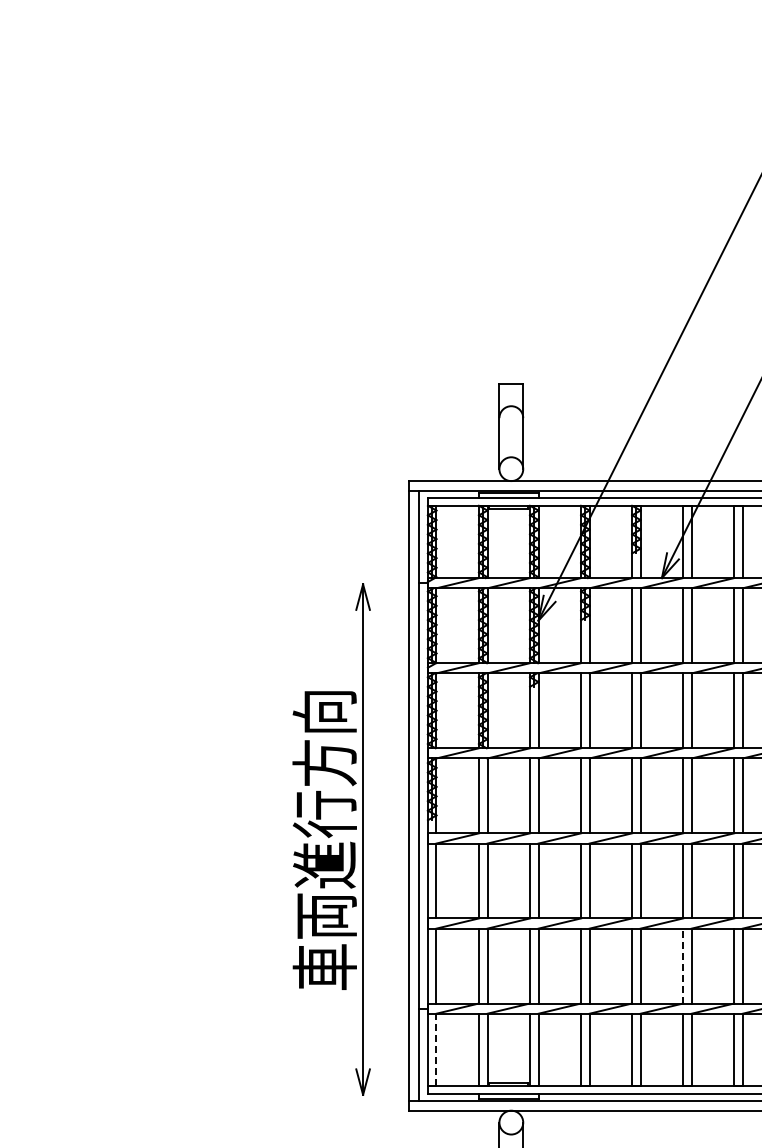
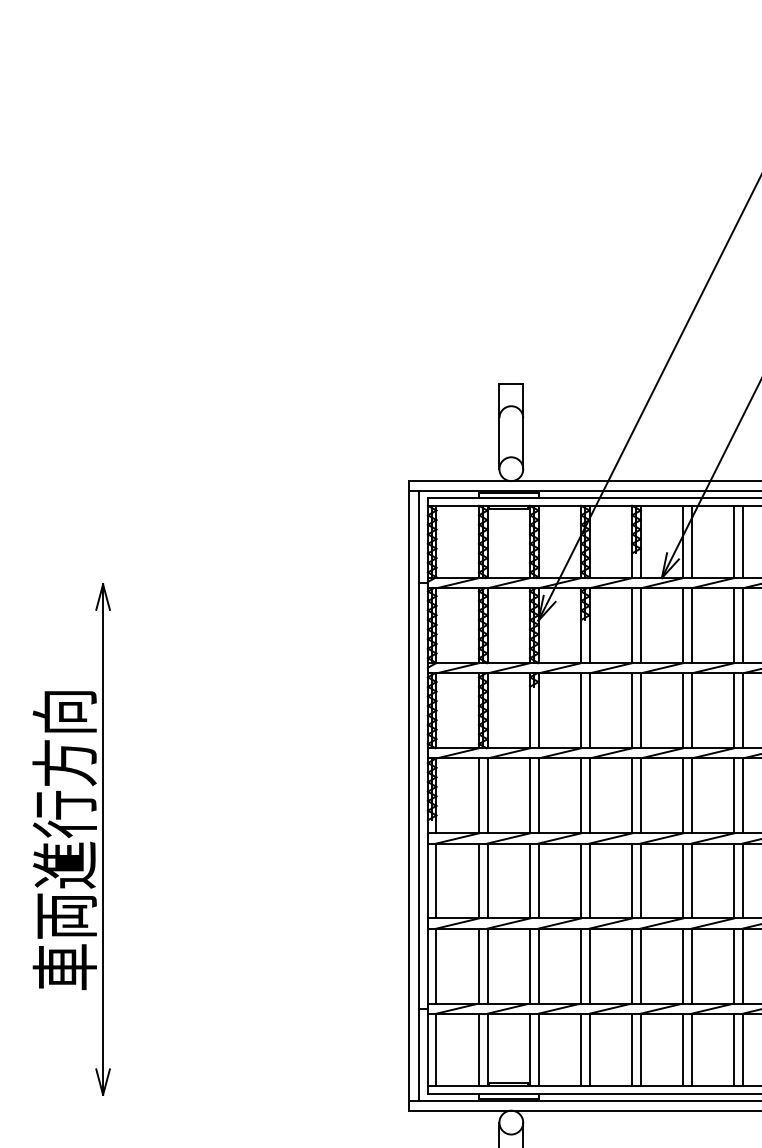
part position: (331, 839) -> (71, 839) (71, 839)
line: dashed -> solid (683, 965)
line: dashed -> solid (436, 1049)
